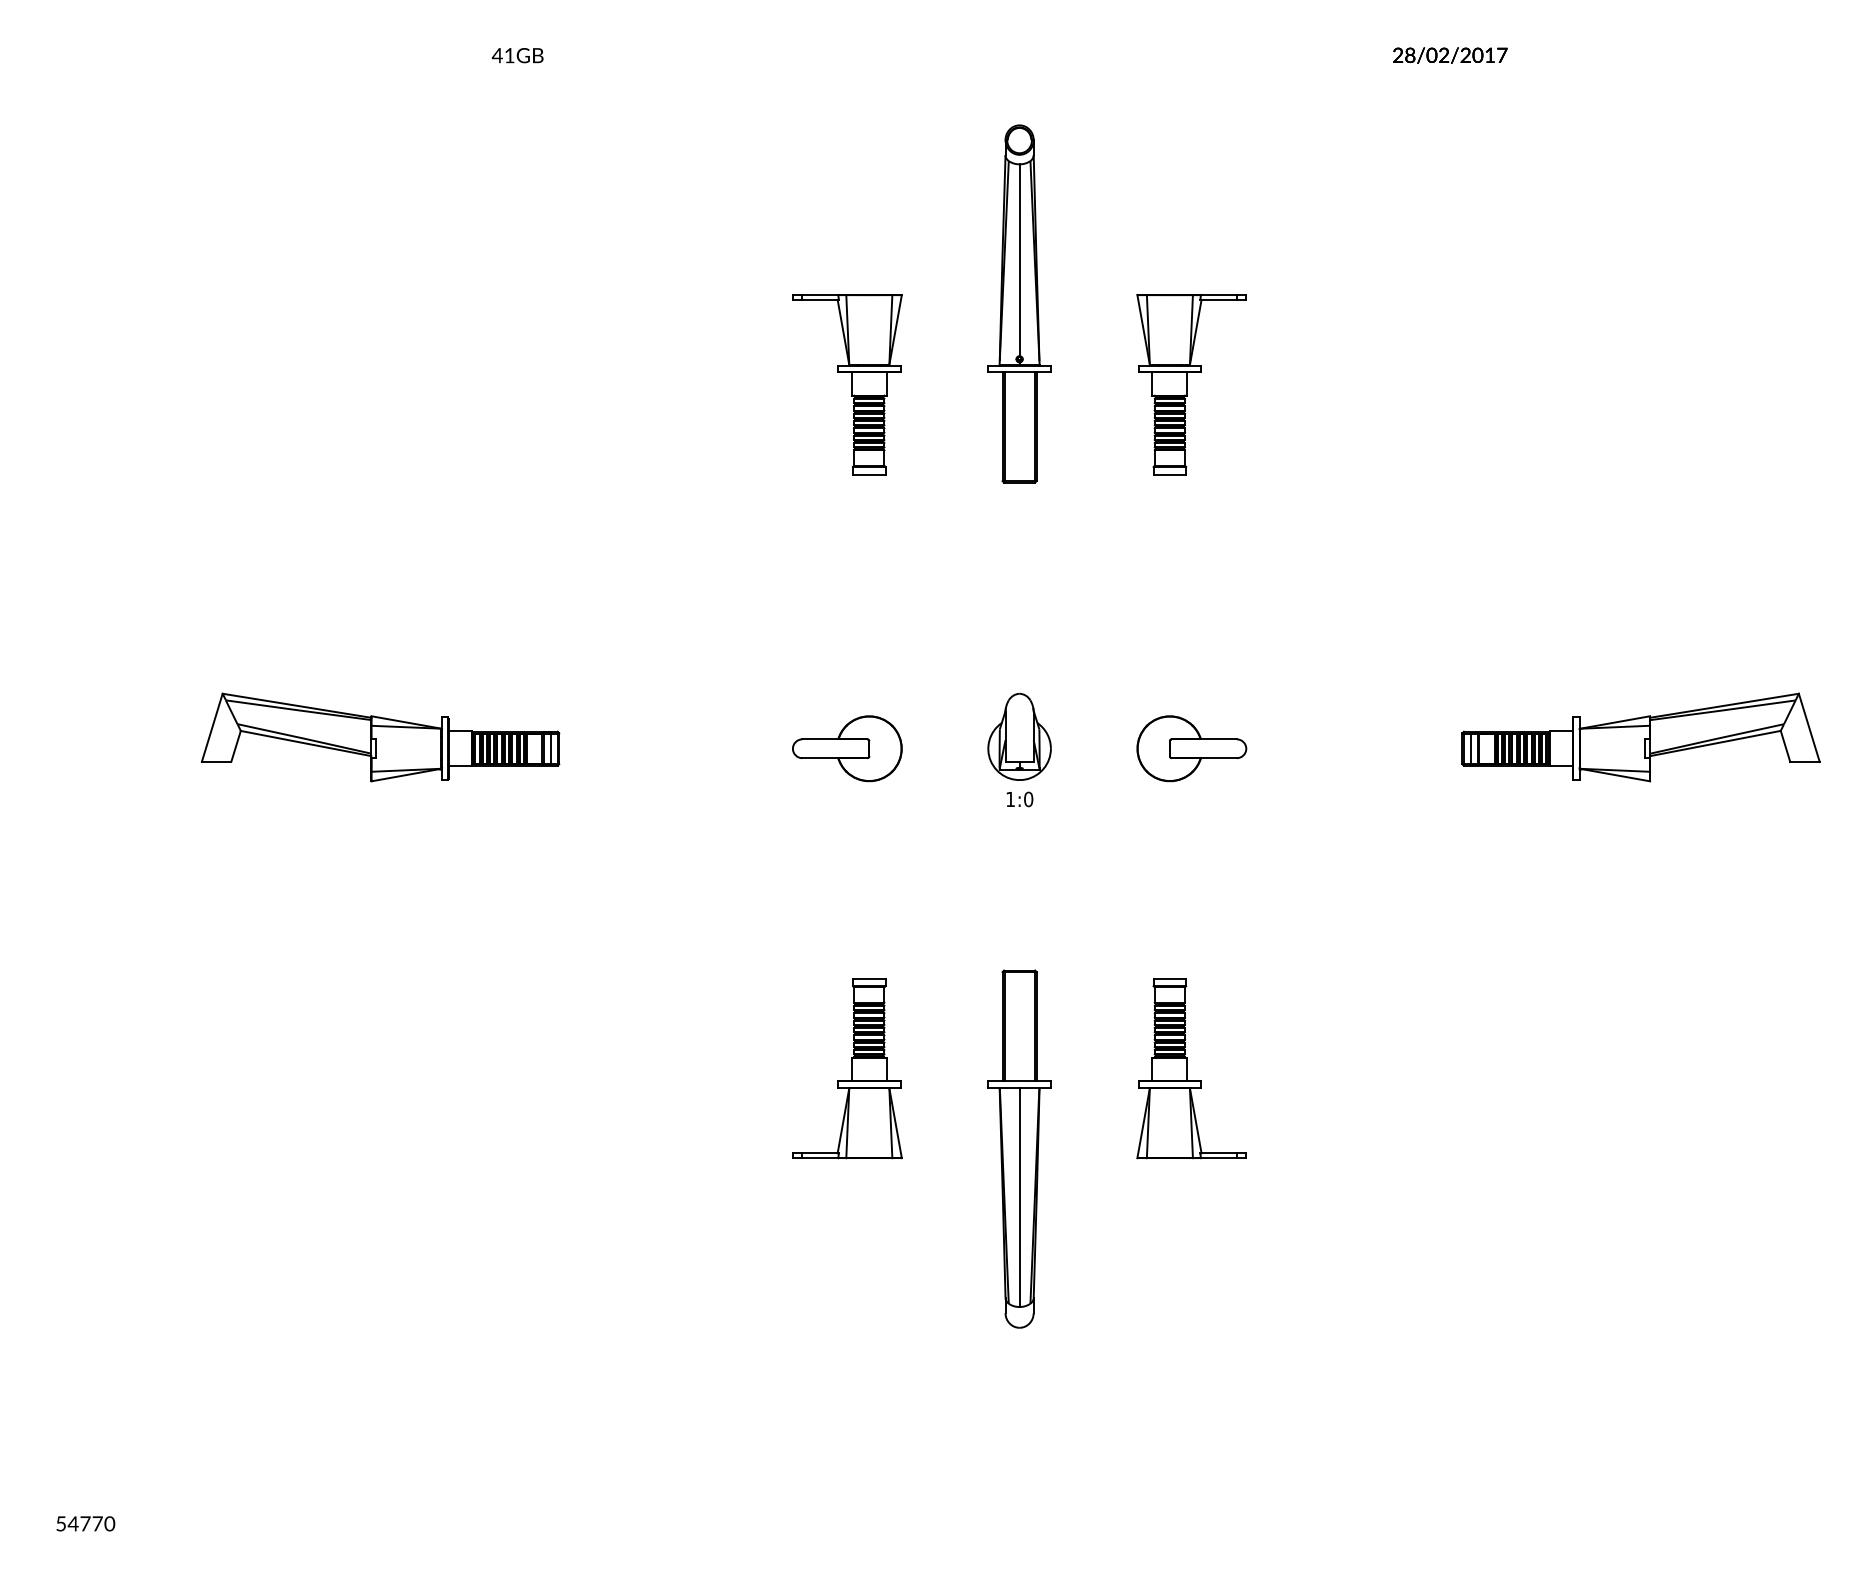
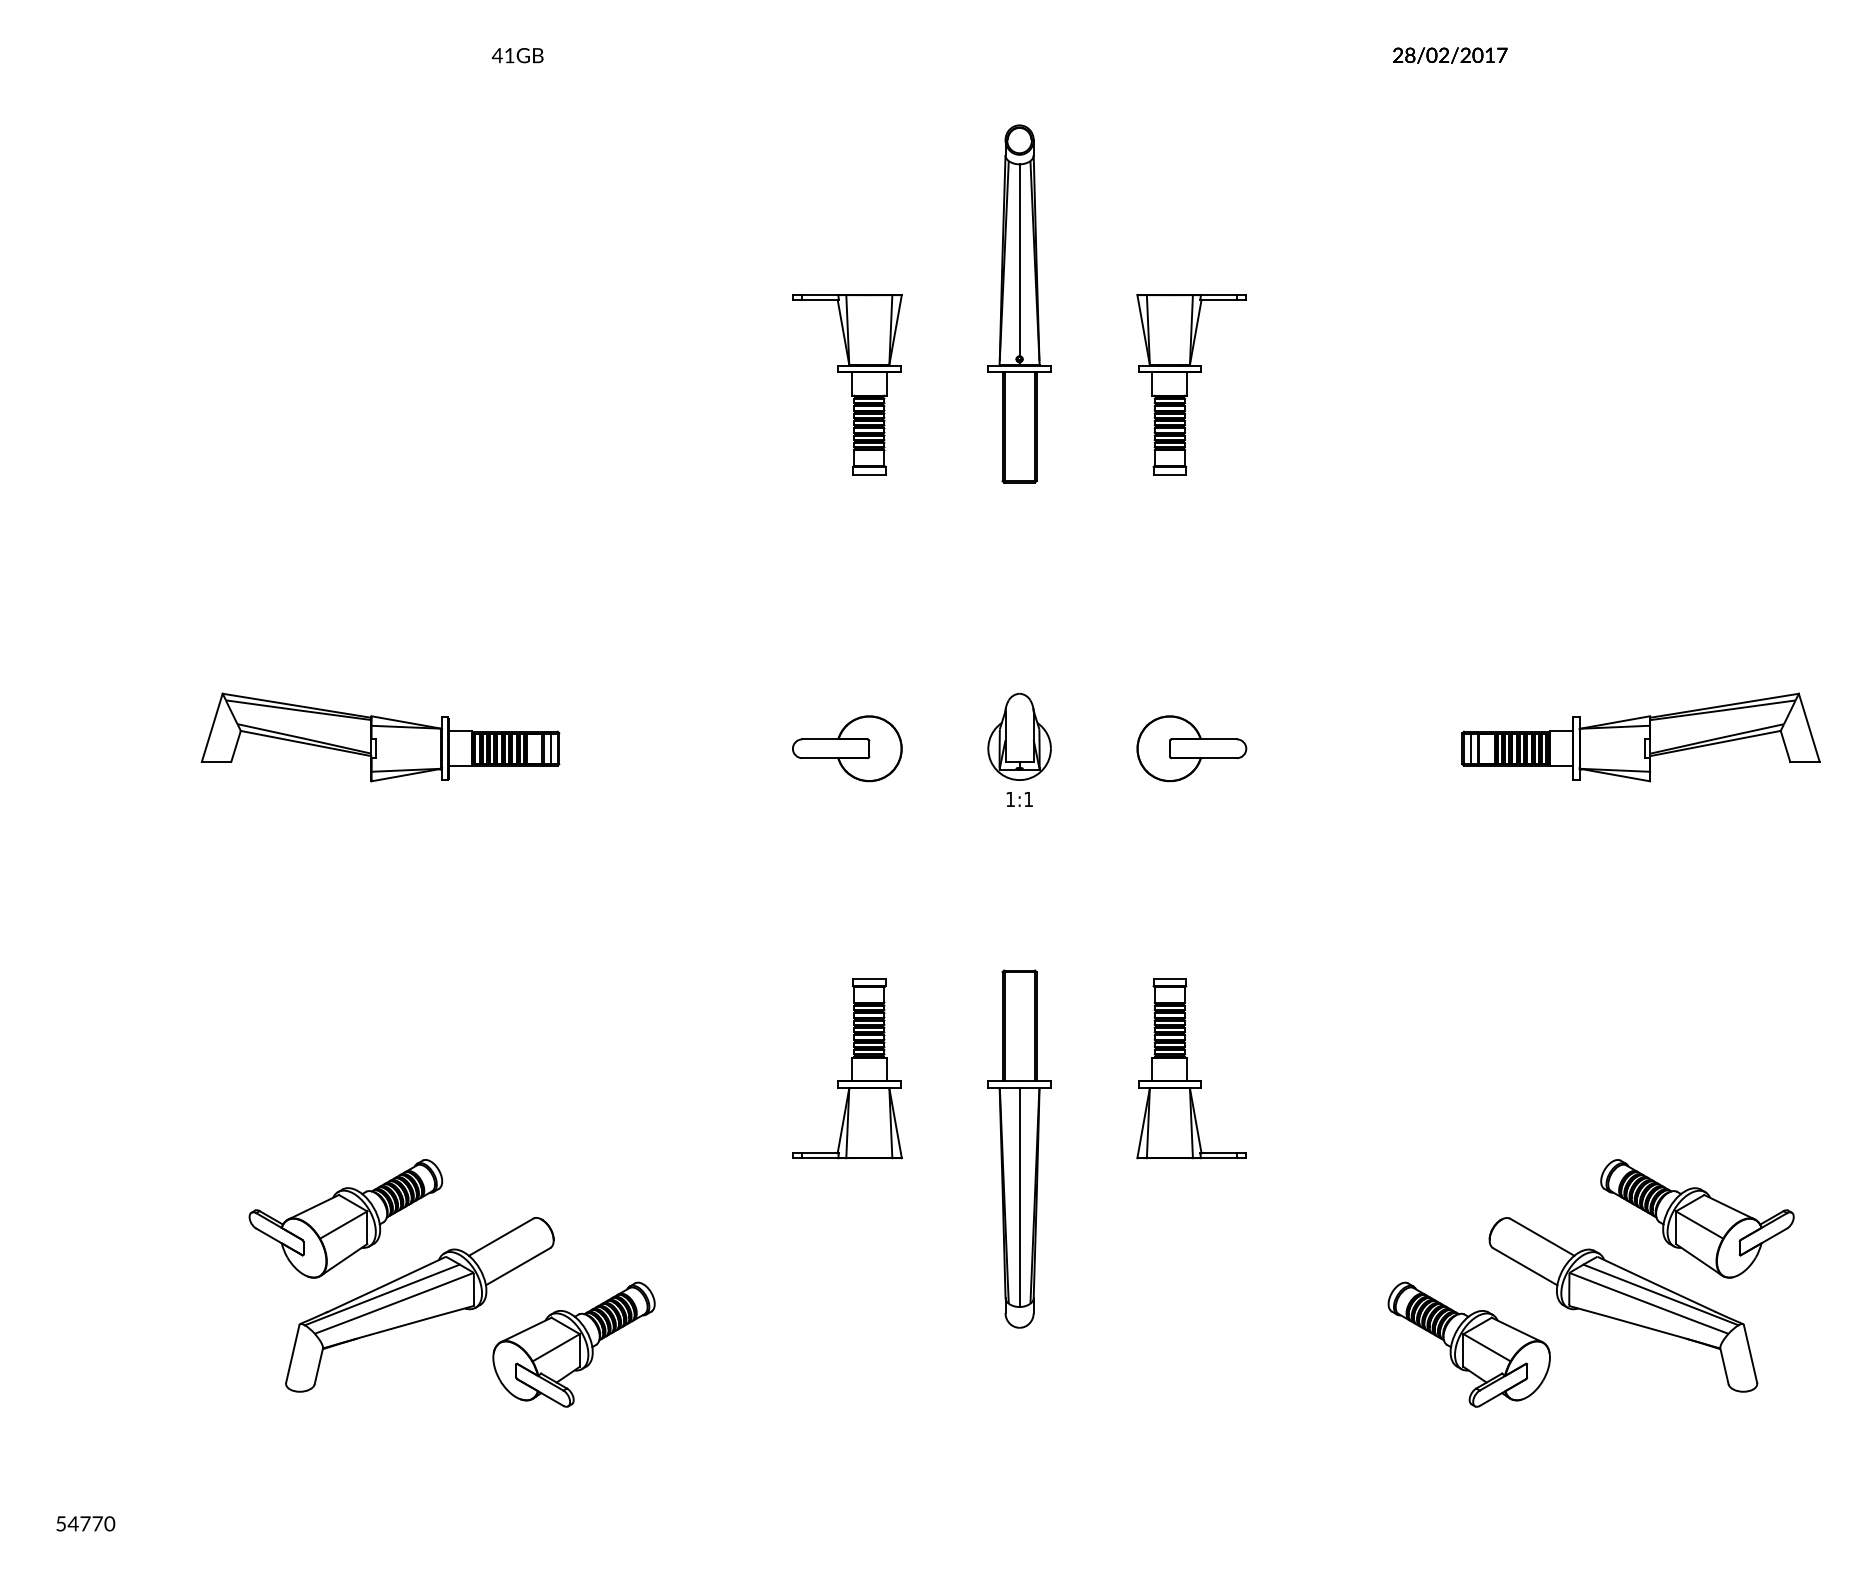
text: 1:0 -> 1:1 (1028, 799)
part: none -> present (451, 1283)
part: none -> present (1590, 1283)
